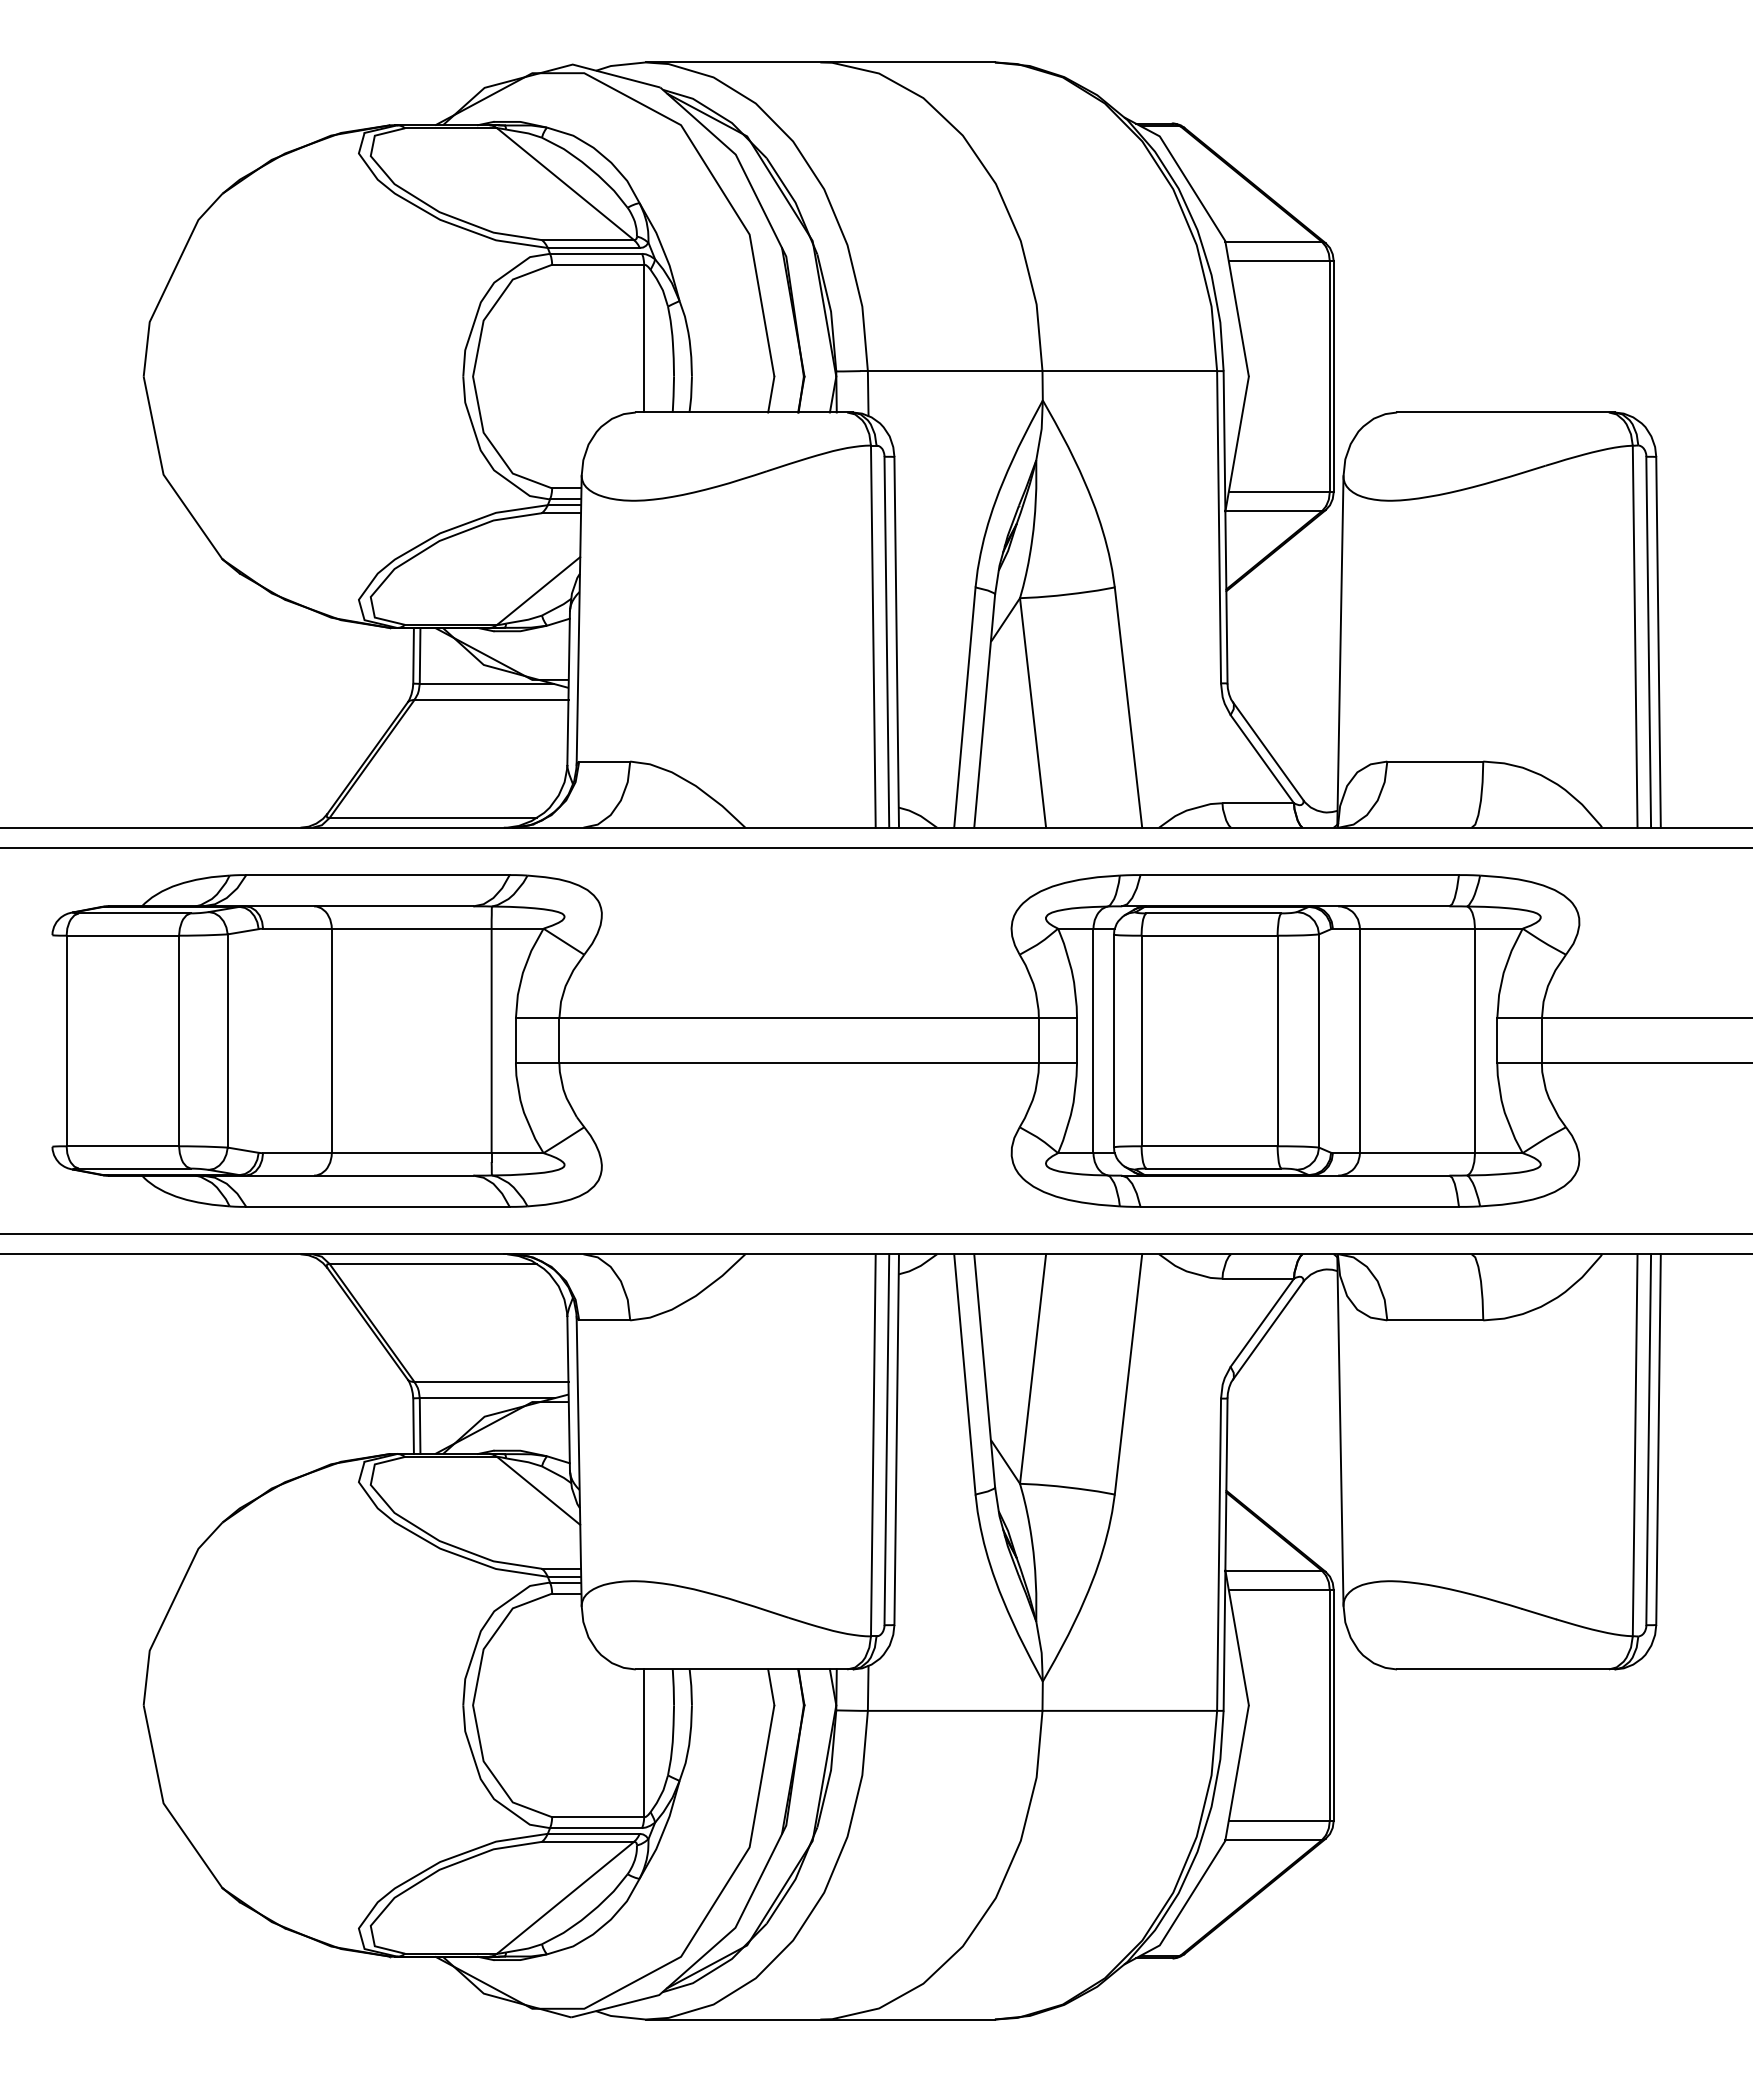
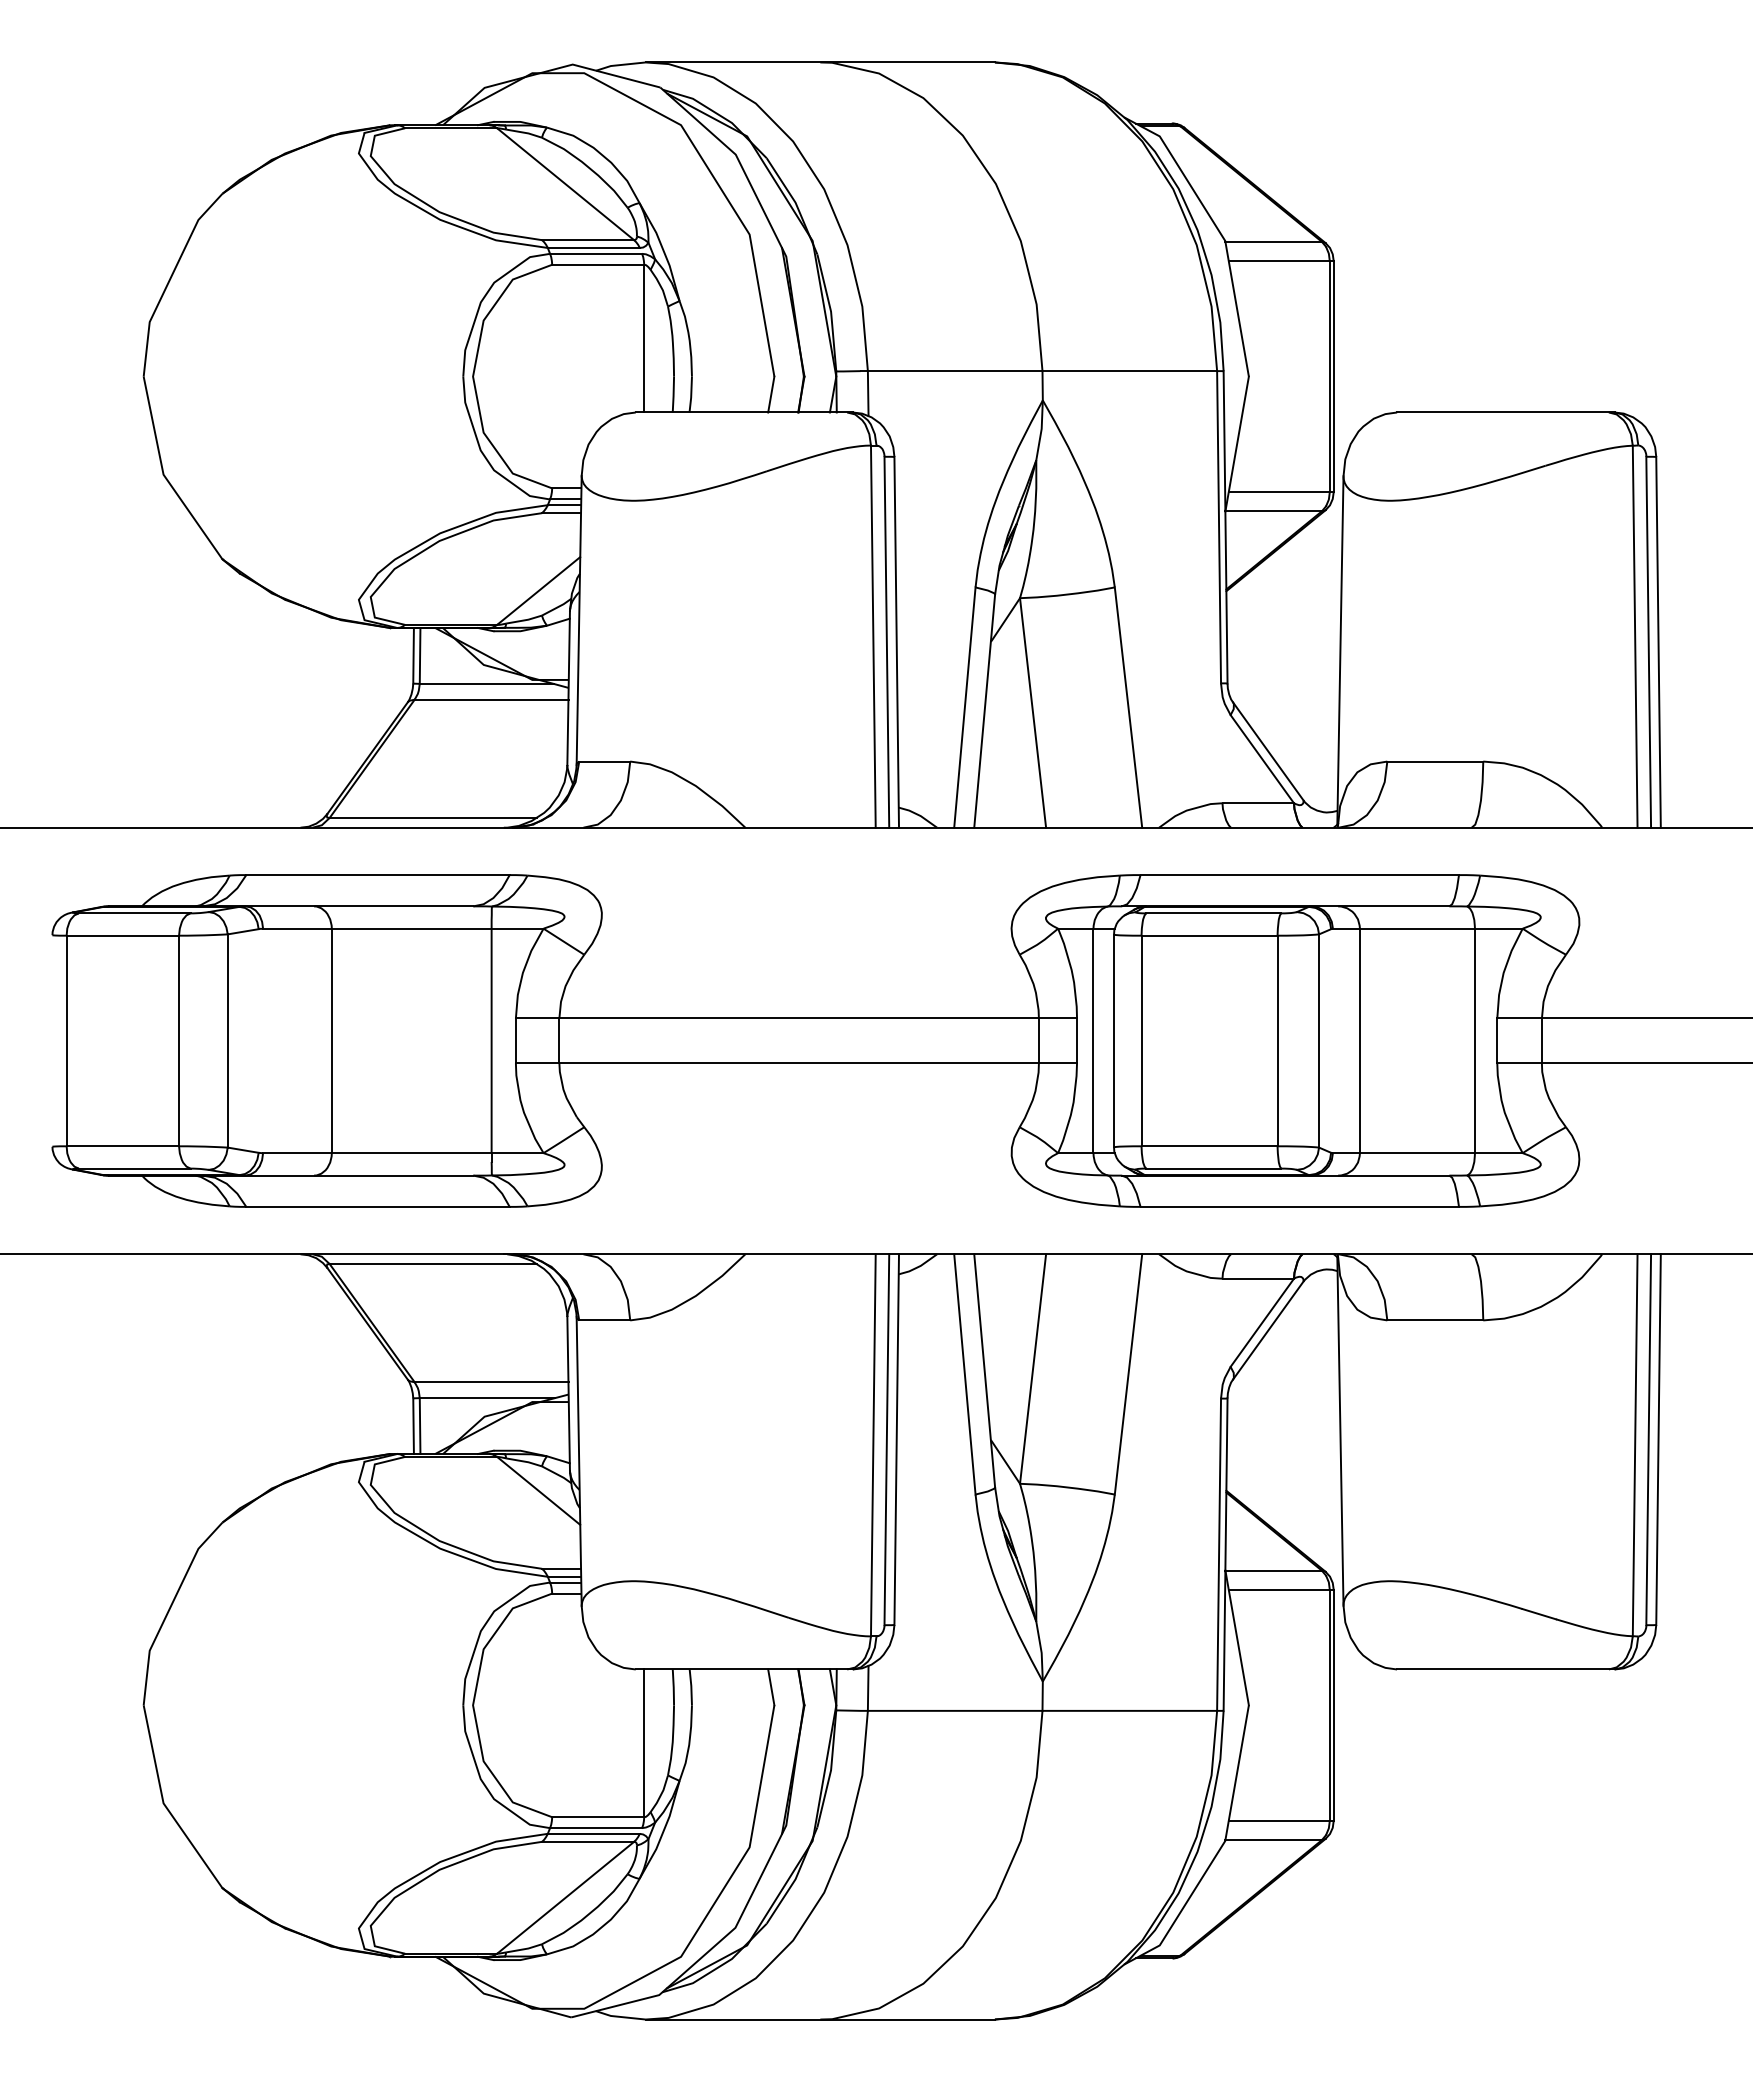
line: present -> none (875, 847)
line: present -> none (875, 1234)
